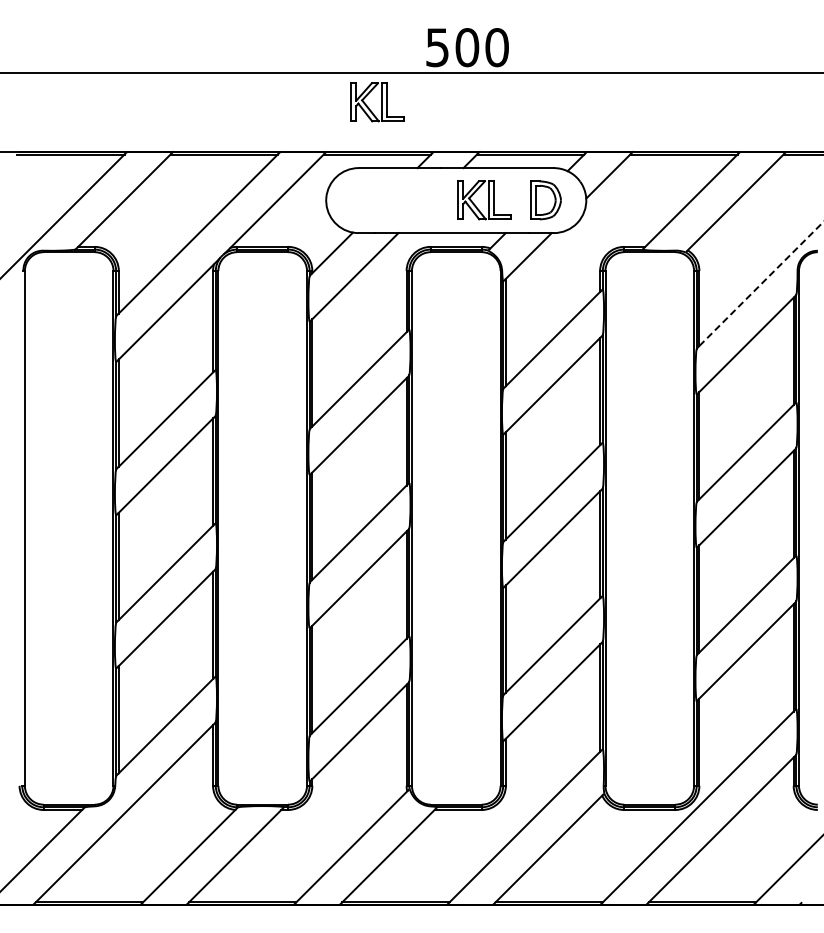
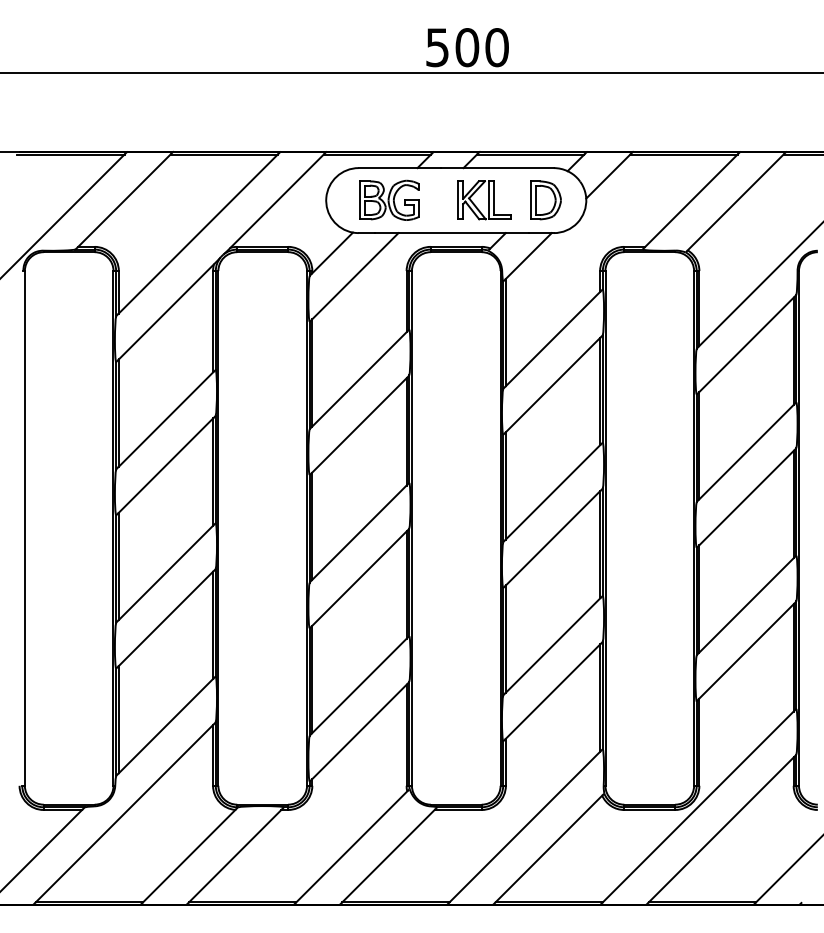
part: present -> none (377, 102)
part: none -> present (389, 199)
line: dashed -> solid (761, 283)
